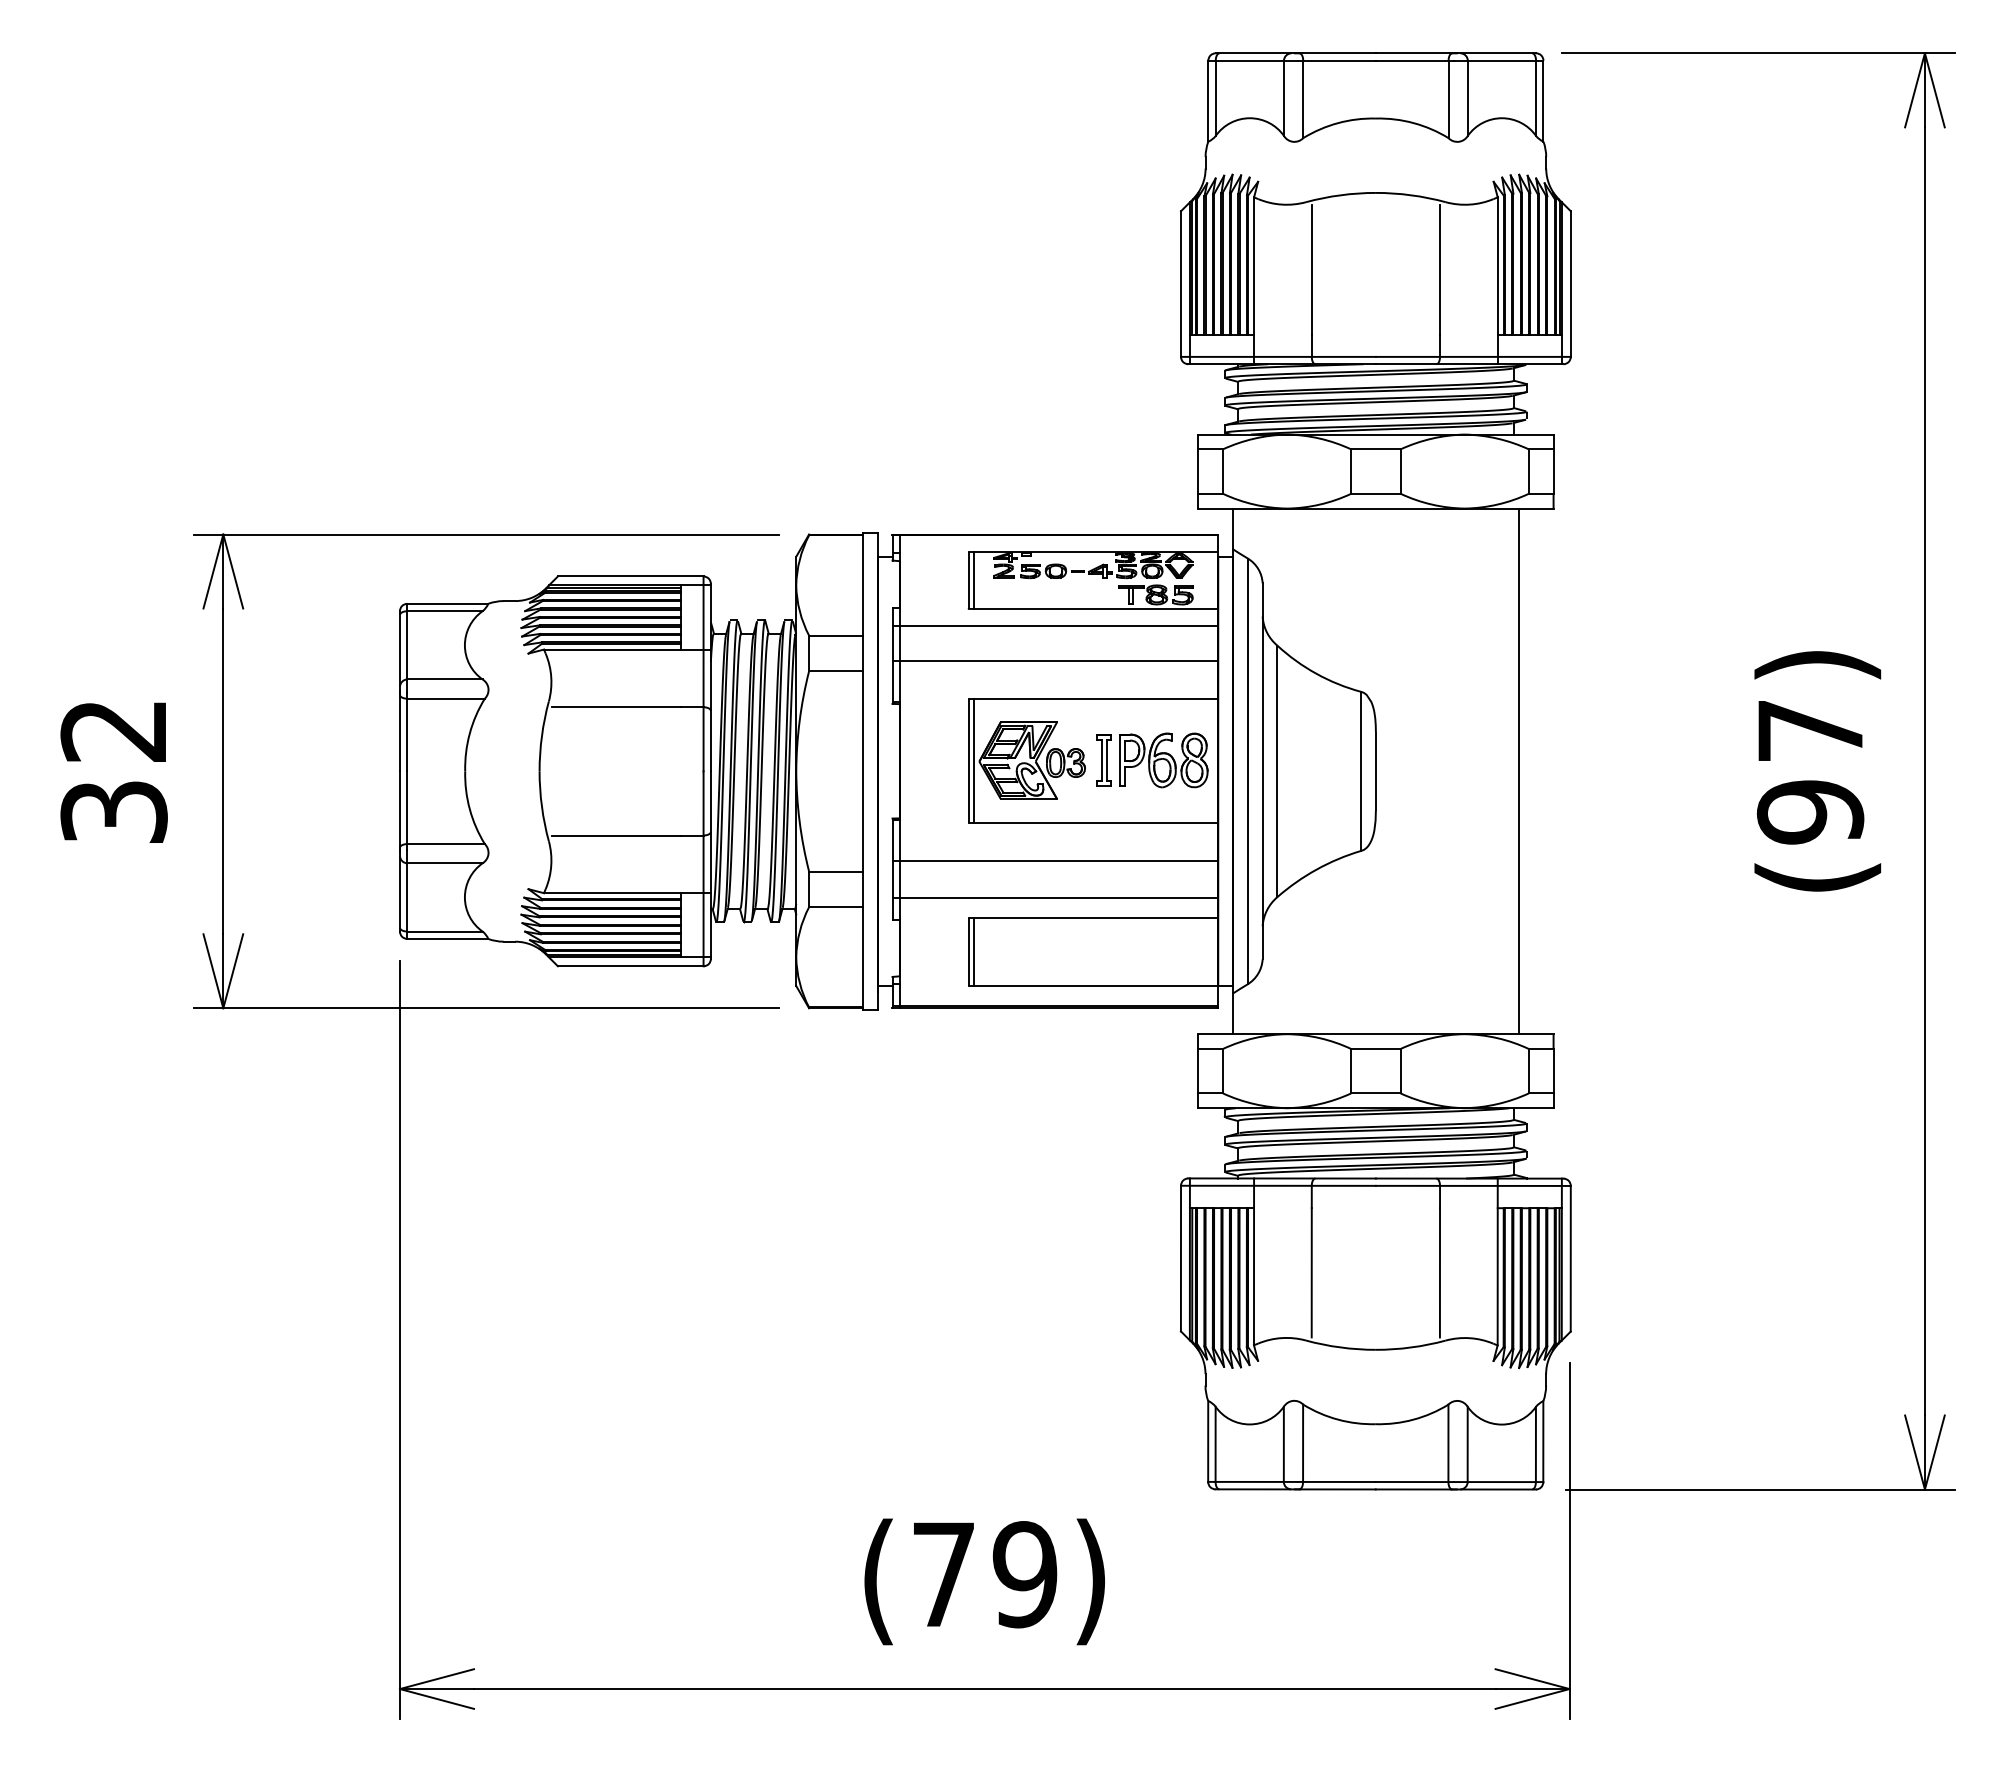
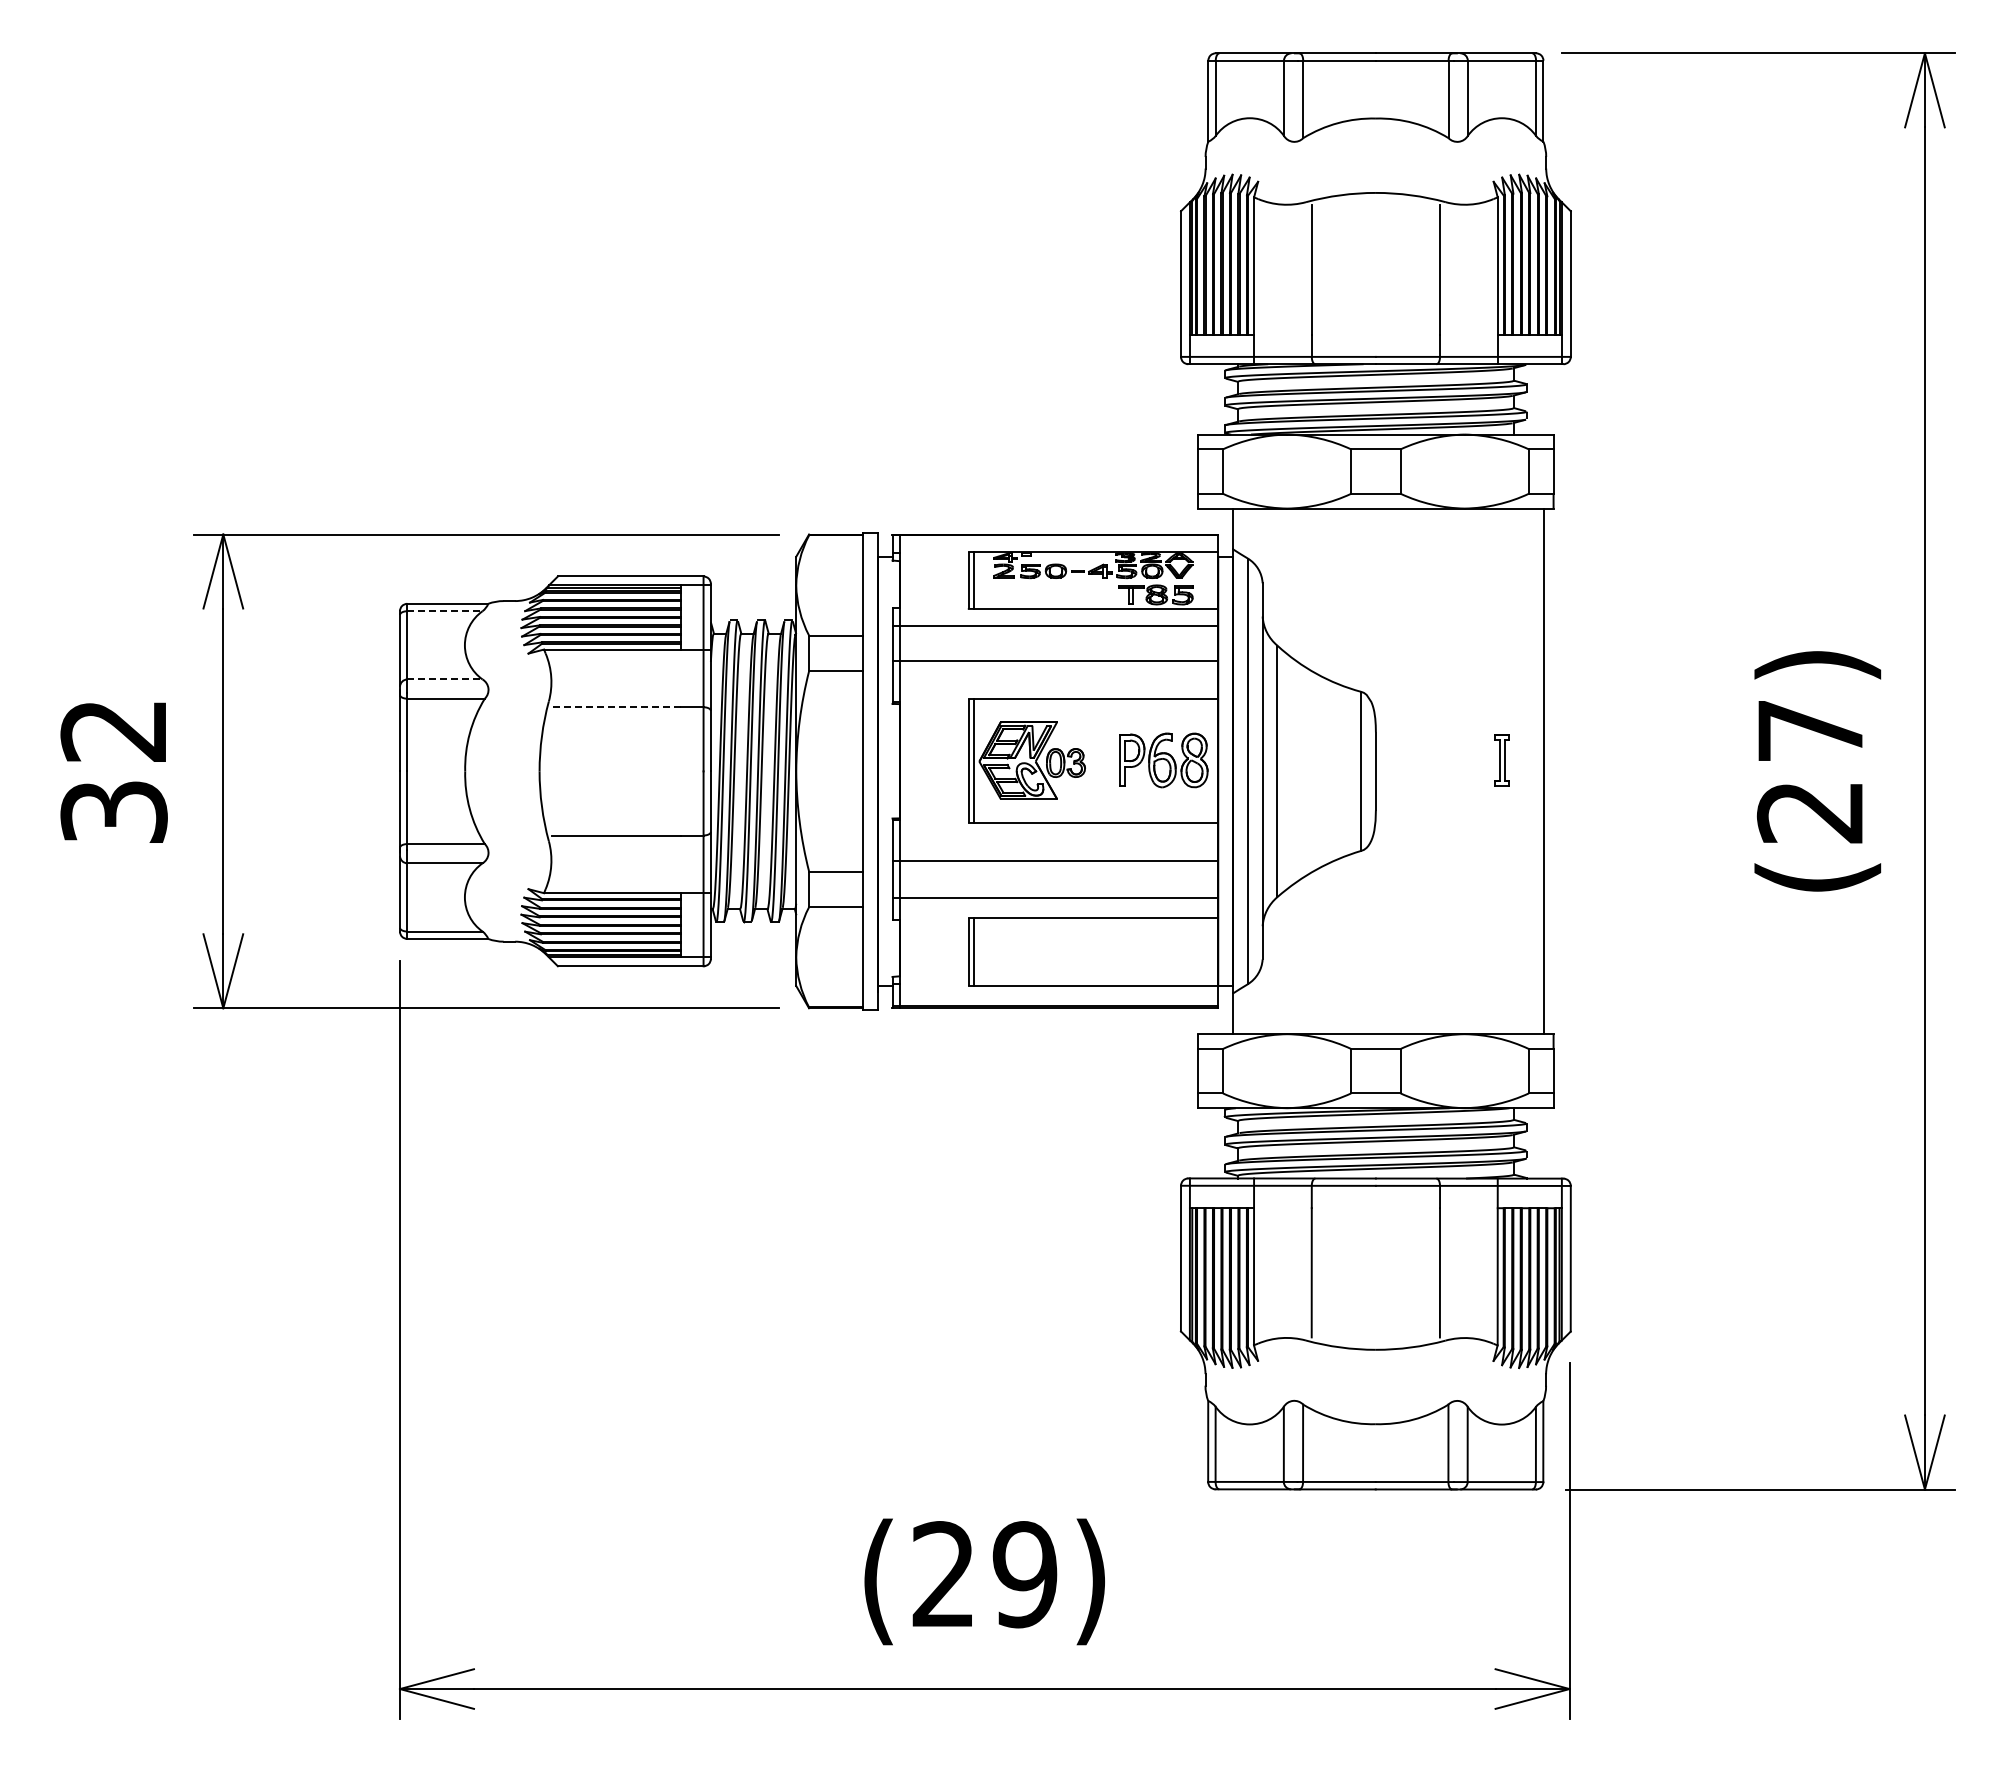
line: solid -> dashed (445, 611)
line: solid -> dashed (445, 679)
line: solid -> dashed (616, 707)
part position: (1103, 760) -> (1501, 760) (1501, 760)
line position: (1518, 771) -> (1543, 771) (1543, 771)
text: (97) -> (27) (1810, 812)
text: (79) -> (29) (942, 1573)
